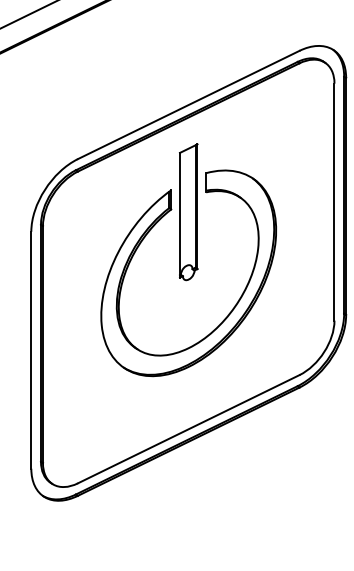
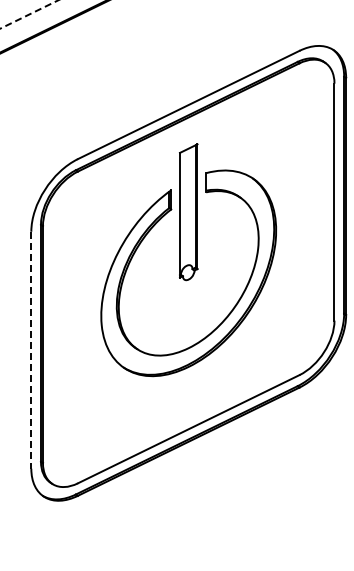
line: solid -> dashed (28, 14)
line: solid -> dashed (31, 350)
